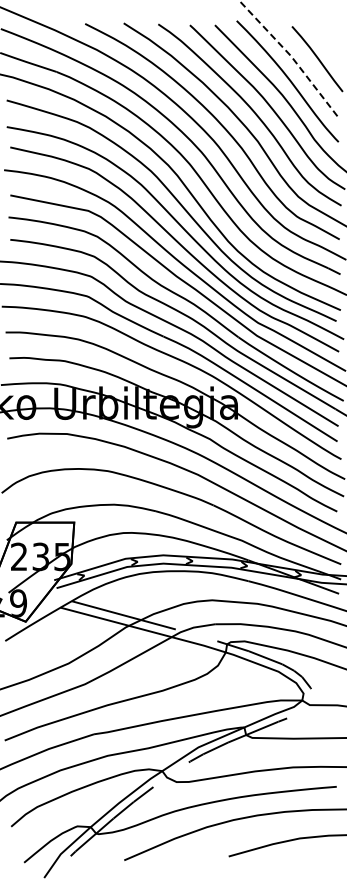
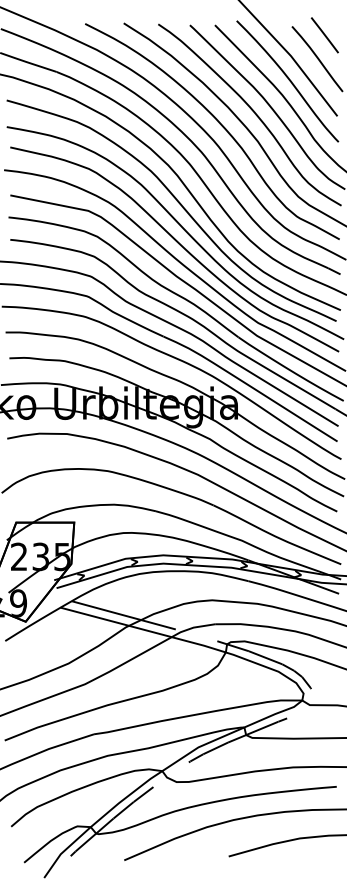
line: none -> present (324, 35)
line: dashed -> solid (291, 56)
